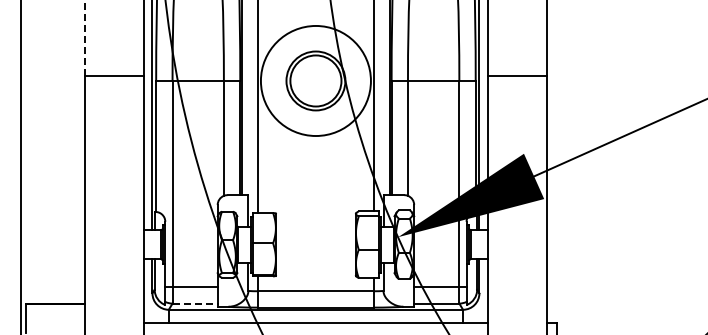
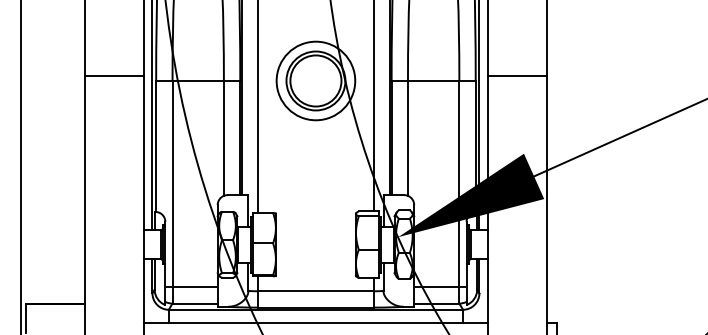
line: dashed -> solid (85, 38)
circle diameter: 110 px -> 79 px (315, 80)
line: dashed -> solid (195, 303)
